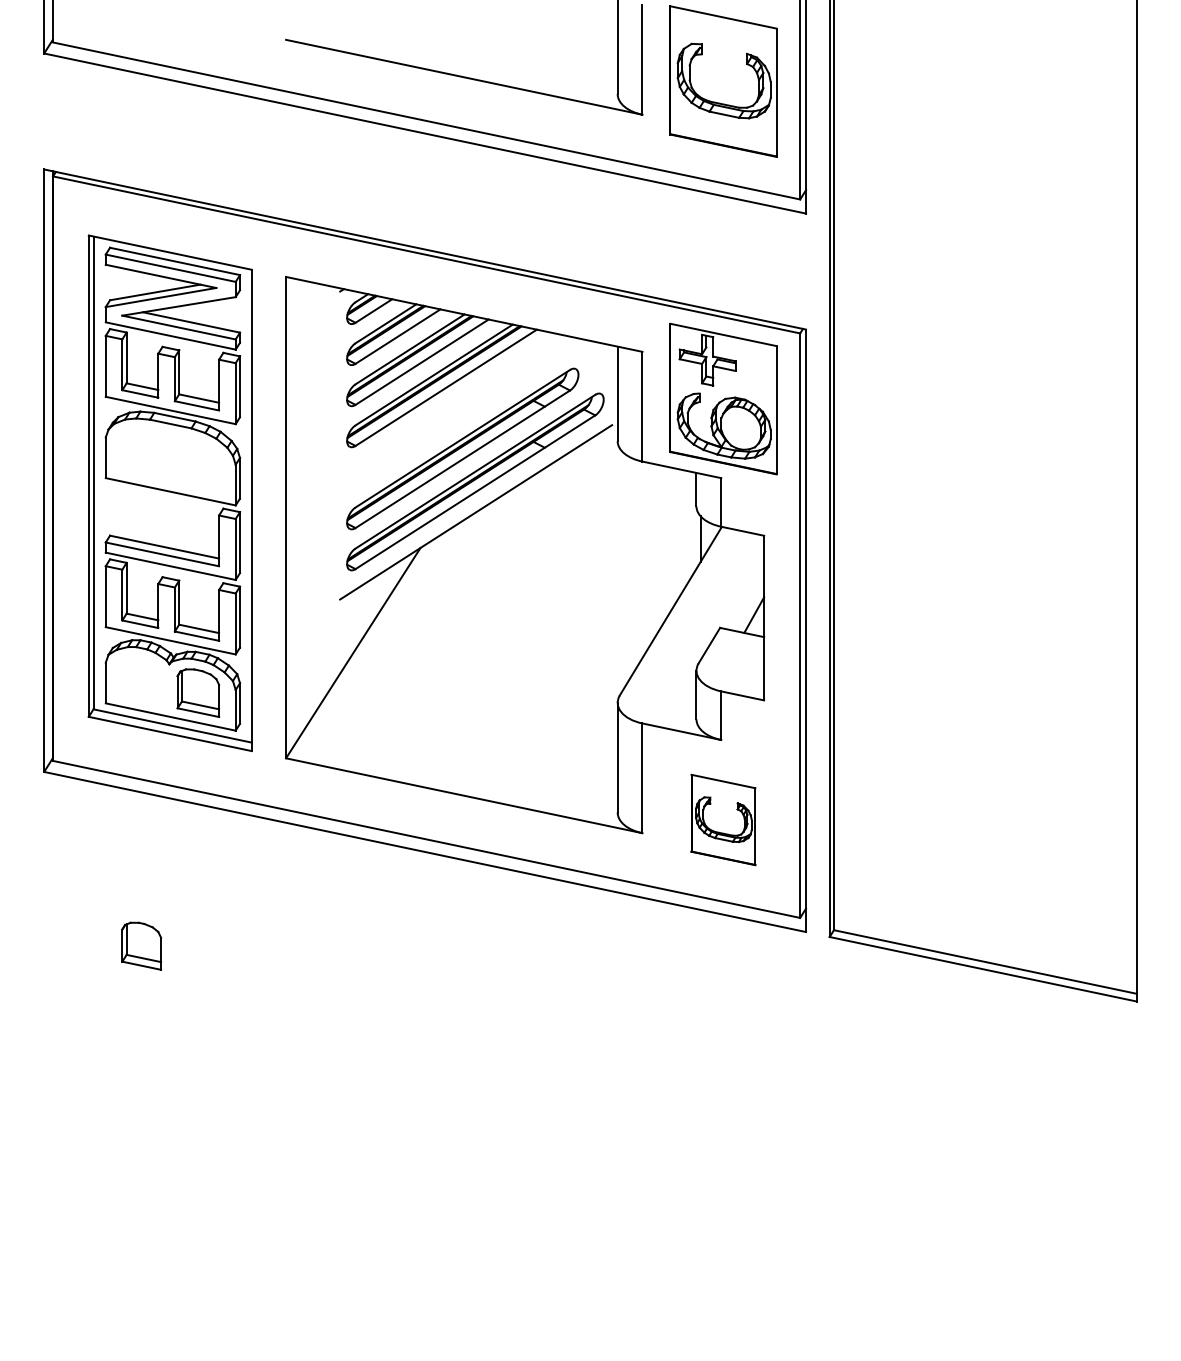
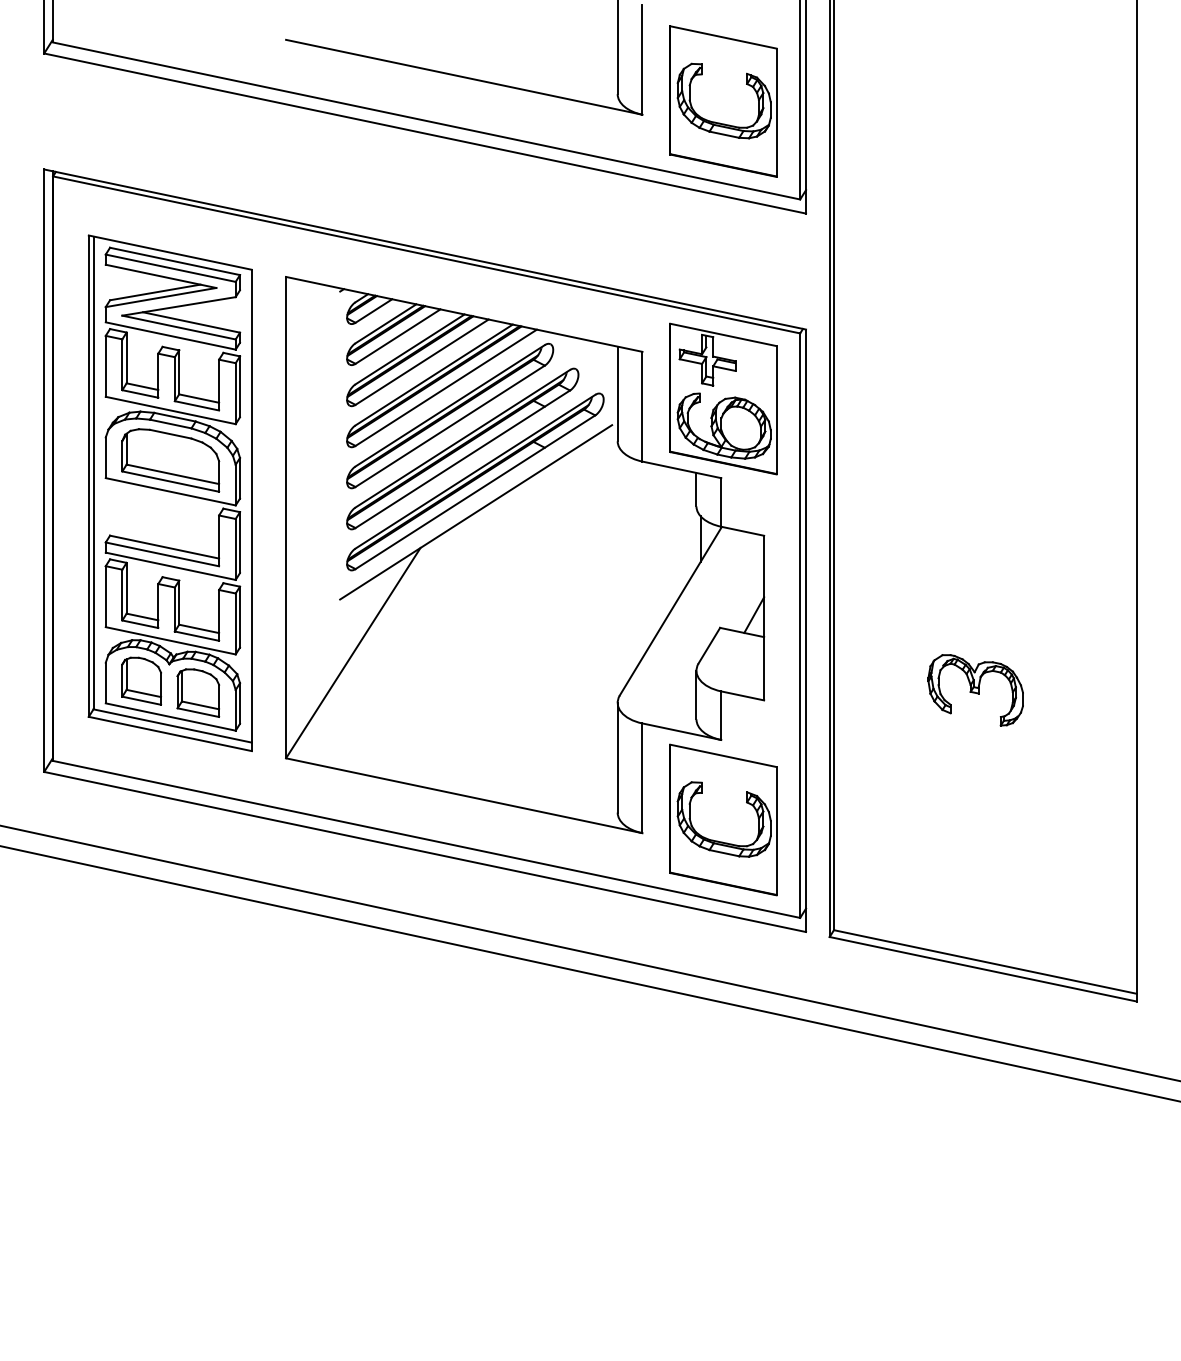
part position: (723, 81) -> (723, 101) (723, 101)
part: none -> present (450, 415)
part: none -> present (170, 460)
part: none -> present (975, 690)
part size: 67x94 px -> 109x154 px (723, 819)
part position: (141, 945) -> (141, 680) (141, 680)
line: none -> present (589, 953)
line: none -> present (589, 973)
